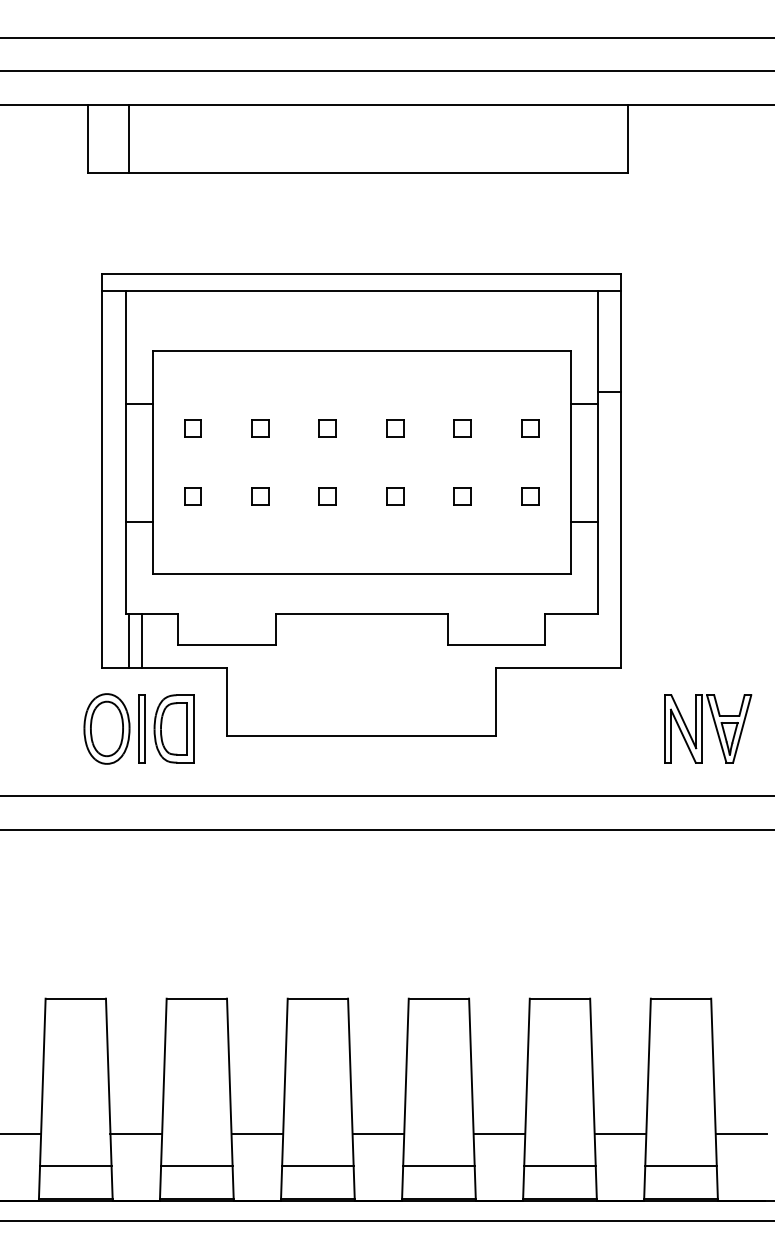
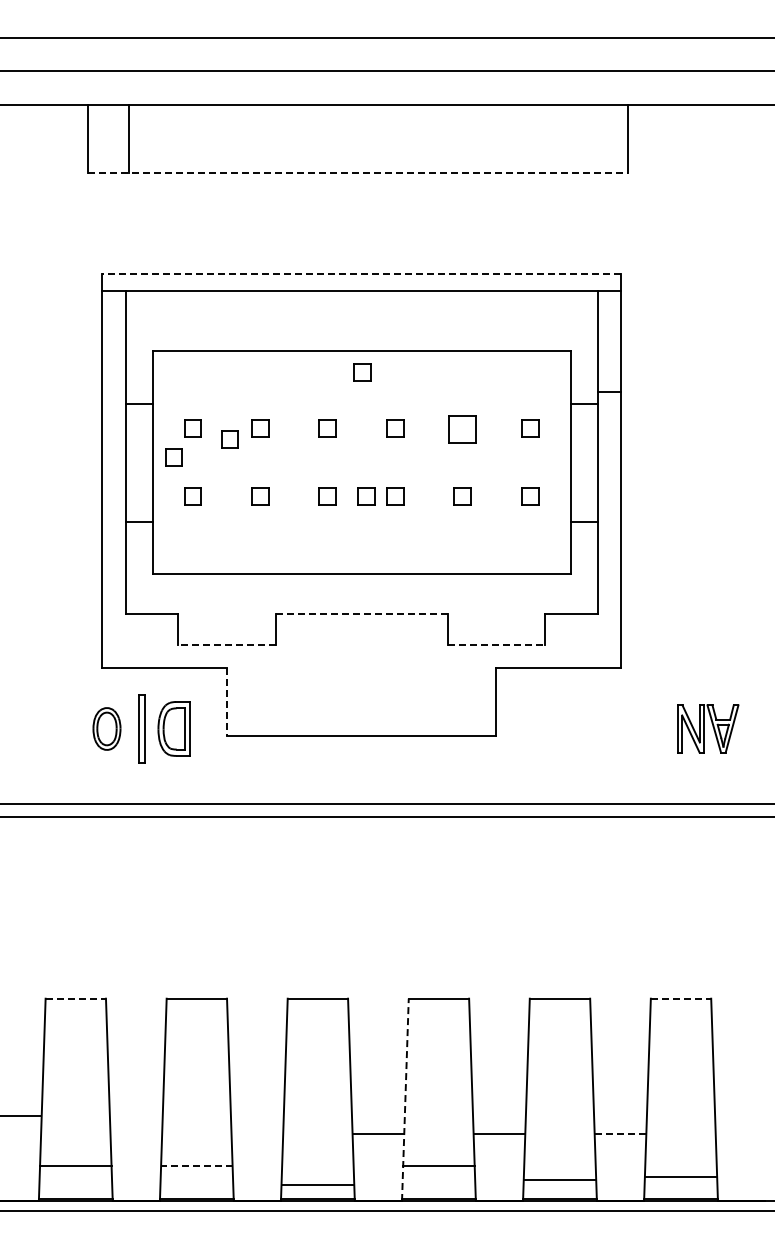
line: solid -> dashed (358, 172)
line: solid -> dashed (361, 273)
part: none -> present (362, 372)
part size: 19x19 px -> 29x29 px (462, 429)
part: none -> present (229, 439)
part: none -> present (173, 457)
part: none -> present (366, 496)
line: solid -> dashed (361, 614)
line: present -> none (128, 641)
line: present -> none (142, 641)
line: solid -> dashed (226, 644)
line: solid -> dashed (496, 644)
line: solid -> dashed (226, 701)
part size: 48x72 px -> 30x44 px (106, 728)
part size: 42x70 px -> 34x56 px (173, 728)
part size: 89x70 px -> 63x50 px (708, 728)
line position: (386, 796) -> (386, 804) (386, 804)
line position: (386, 830) -> (386, 817) (386, 817)
line: solid -> dashed (76, 998)
line: solid -> dashed (681, 998)
line: solid -> dashed (405, 1099)
line position: (21, 1133) -> (21, 1115) (21, 1115)
line: present -> none (136, 1133)
line: present -> none (257, 1133)
line: solid -> dashed (620, 1133)
line: present -> none (741, 1133)
line: solid -> dashed (196, 1165)
line position: (317, 1165) -> (317, 1184) (317, 1184)
line position: (559, 1165) -> (559, 1179) (559, 1179)
line position: (680, 1165) -> (680, 1176) (680, 1176)
line position: (386, 1221) -> (386, 1211) (386, 1211)
